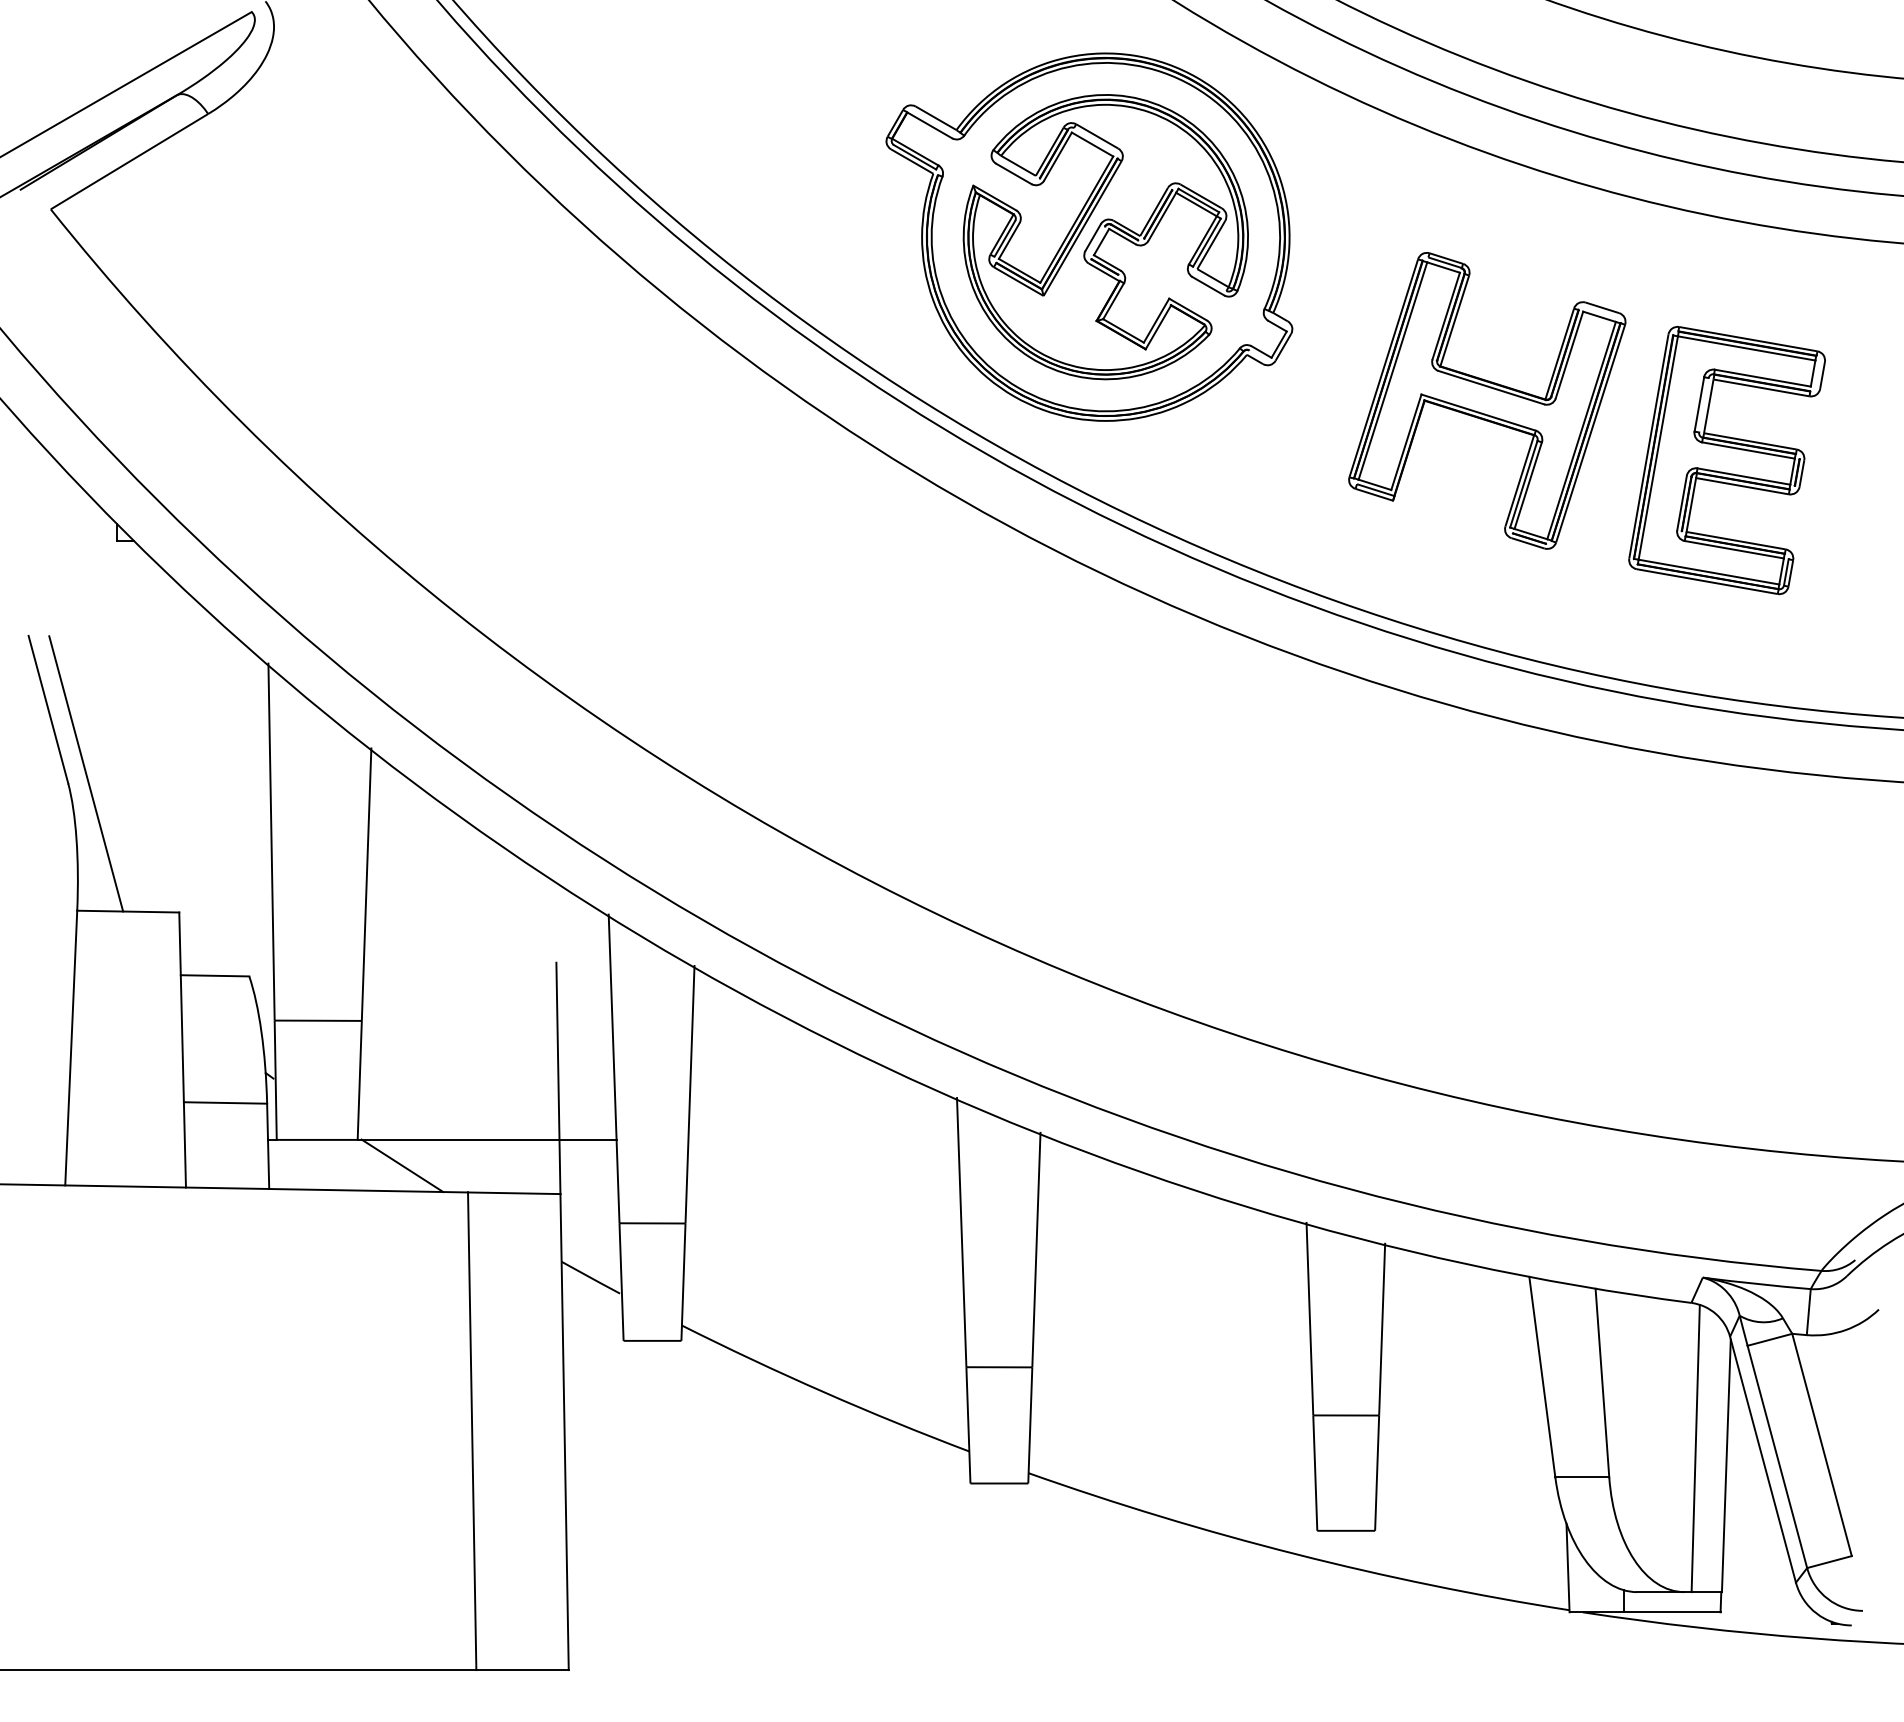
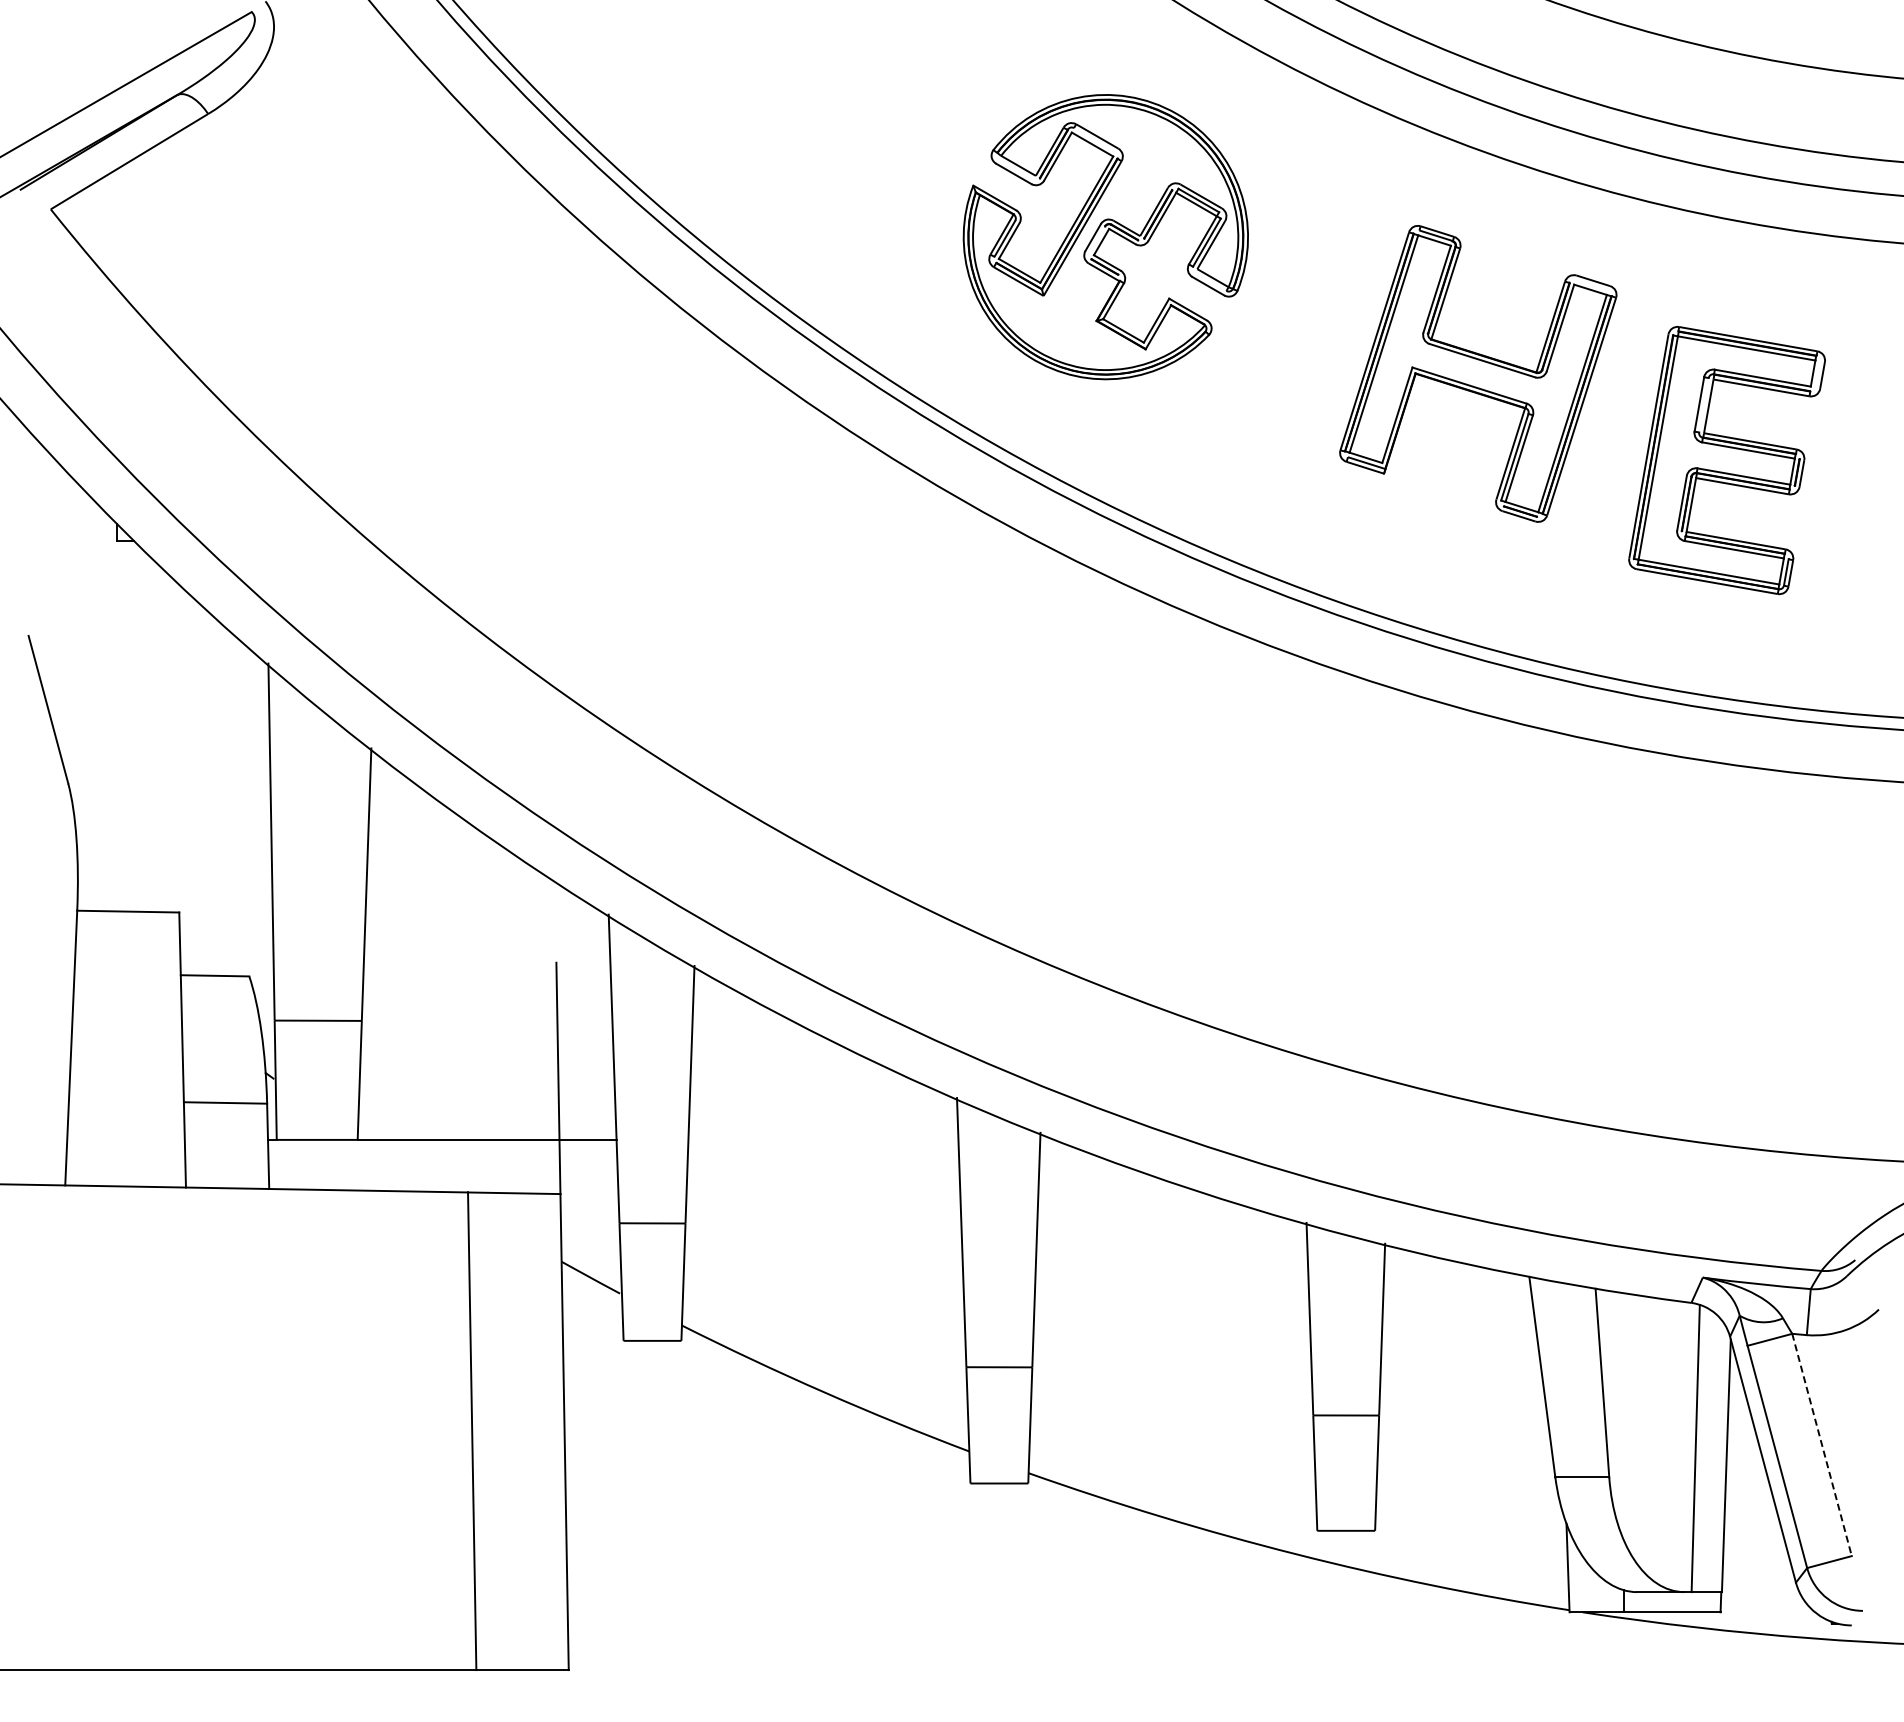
part: present -> none (1089, 236)
part position: (1487, 400) -> (1478, 373) (1478, 373)
line: present -> none (86, 773)
line: present -> none (402, 1165)
line: solid -> dashed (1822, 1445)
